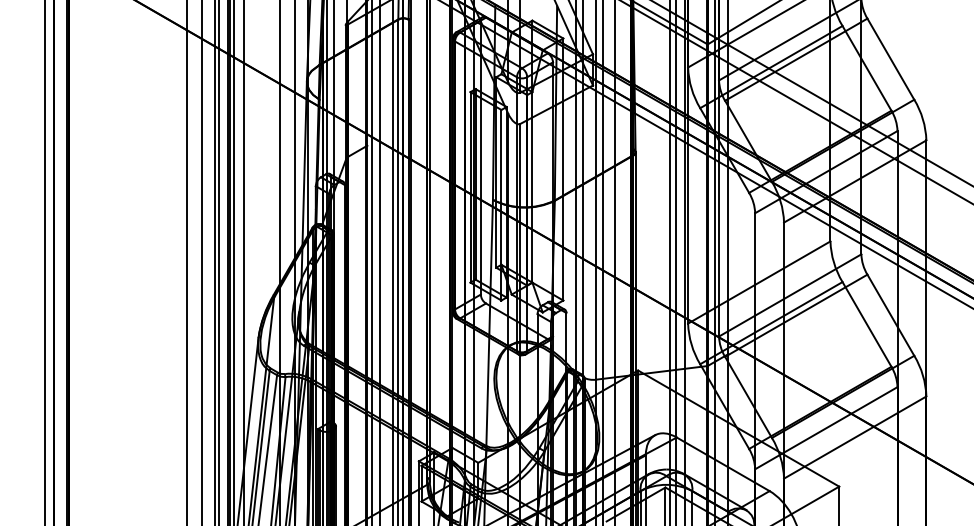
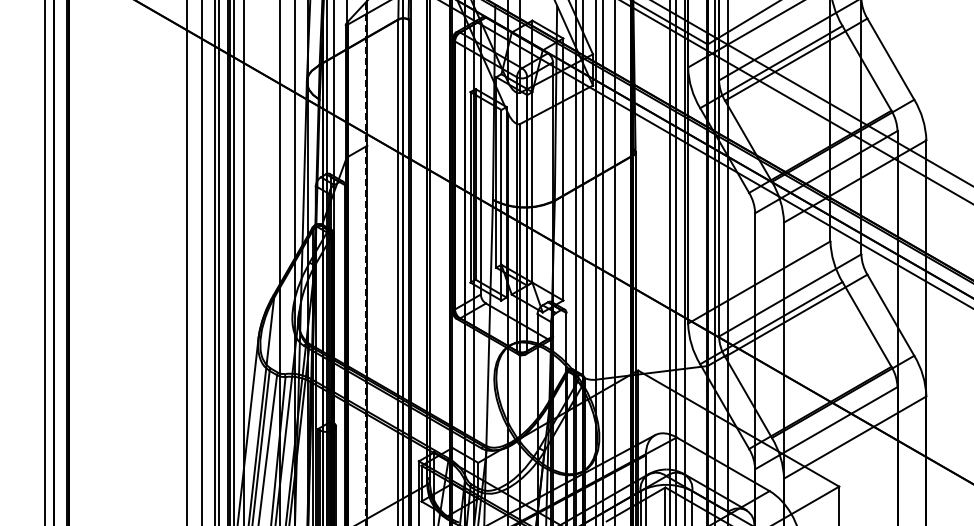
line: present -> none (372, 262)
line: present -> none (380, 262)
line: present -> none (392, 262)
line: solid -> dashed (365, 263)
